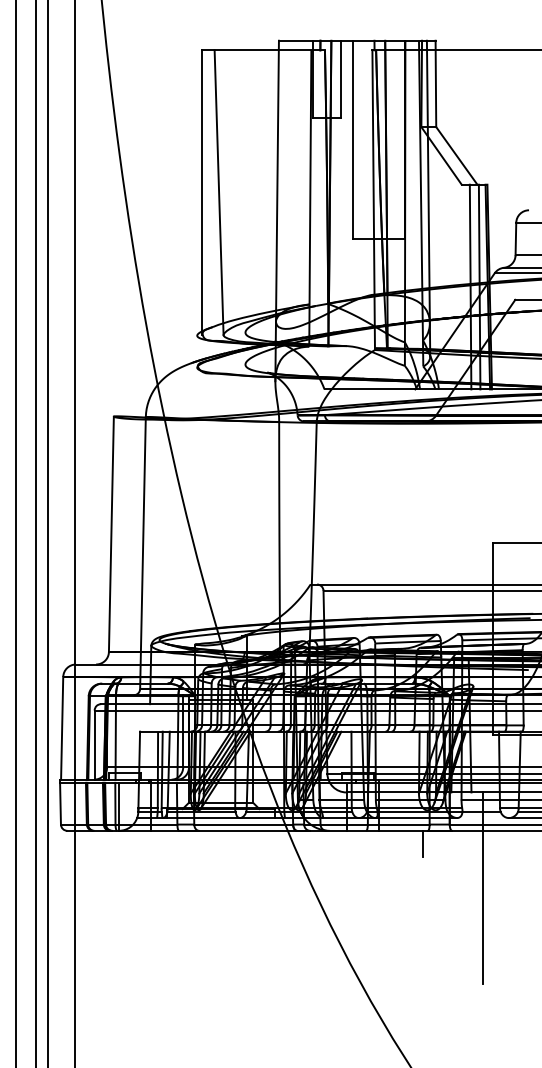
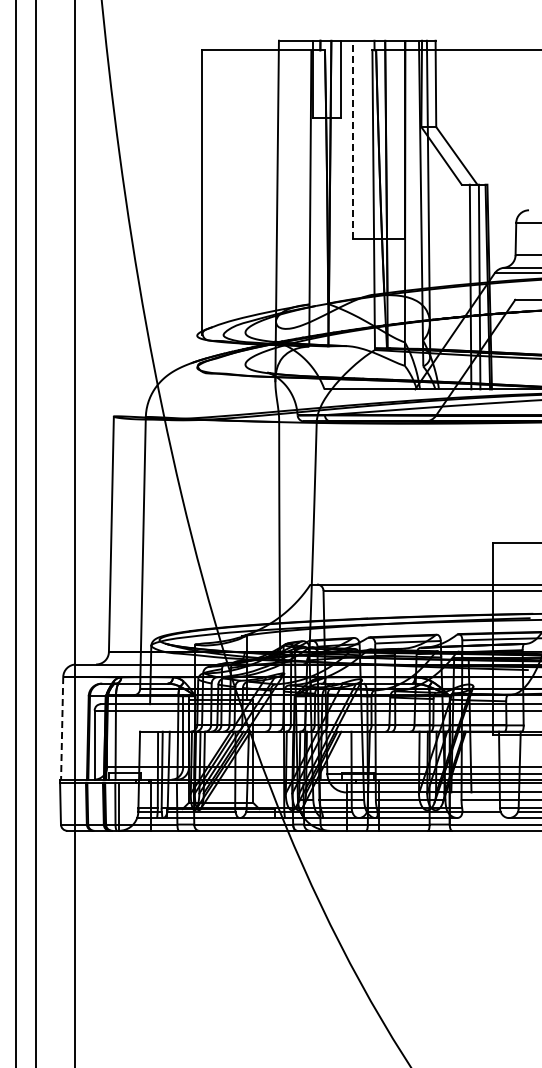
line: solid -> dashed (353, 139)
line: present -> none (218, 192)
line: present -> none (47, 533)
line: solid -> dashed (62, 728)
line: present -> none (422, 843)
line: present -> none (483, 888)
